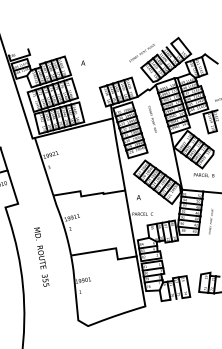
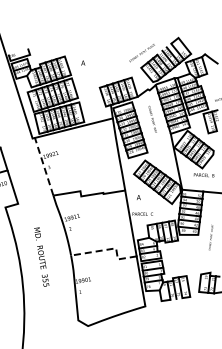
line: solid -> dashed (44, 166)
text position: (210, 221) -> (210, 237) (210, 237)
line: solid -> dashed (110, 249)
